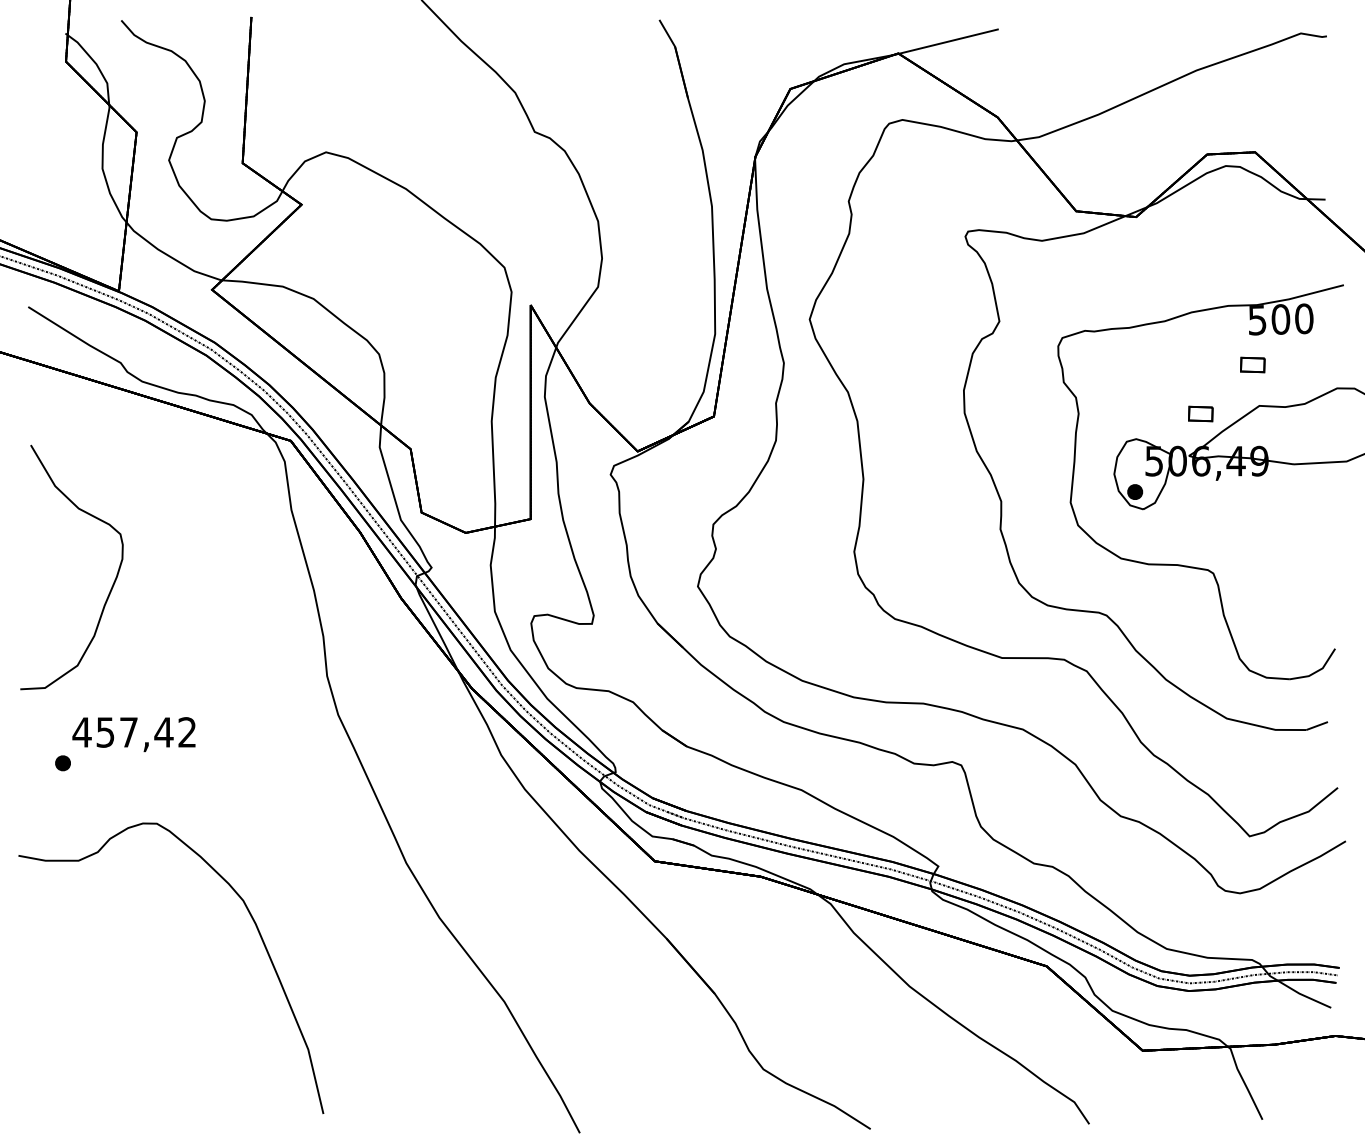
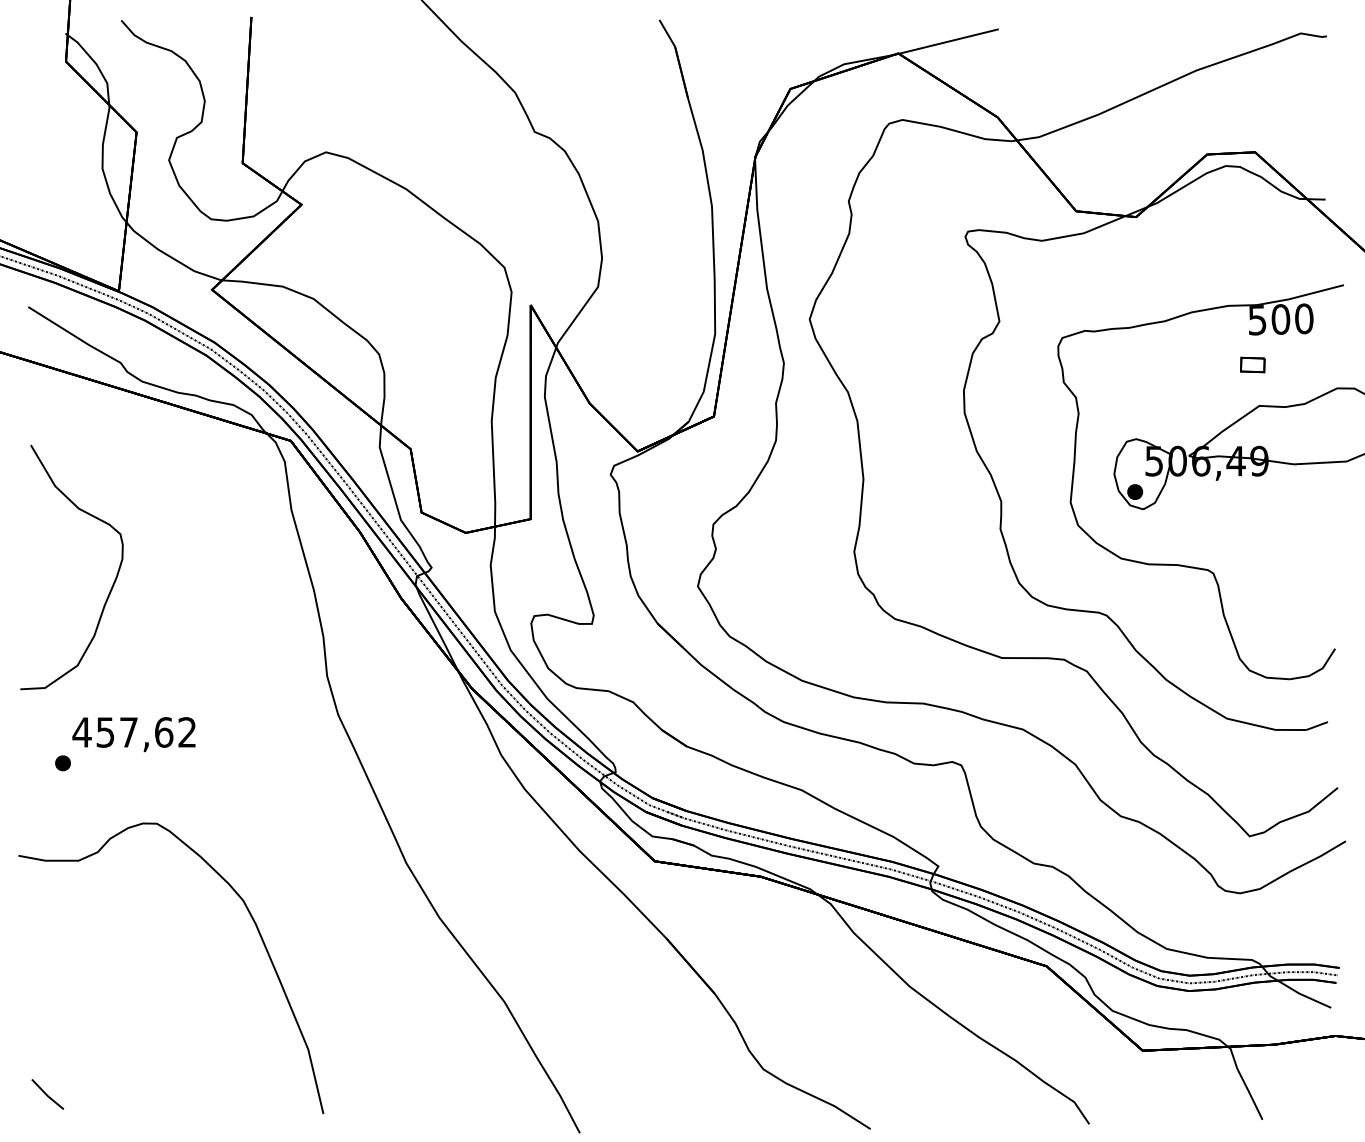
part: present -> none (1200, 413)
text: 457,42 -> 457,62 (163, 732)
part: none -> present (47, 1094)
